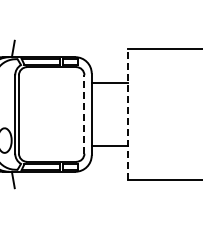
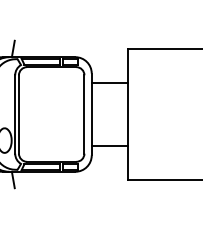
line: dashed -> solid (84, 114)
line: dashed -> solid (128, 114)
